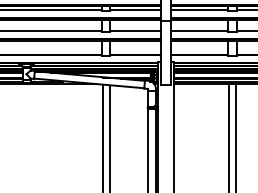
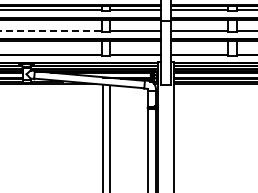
line: solid -> dashed (50, 31)
line: present -> none (228, 136)
line: present -> none (235, 136)
